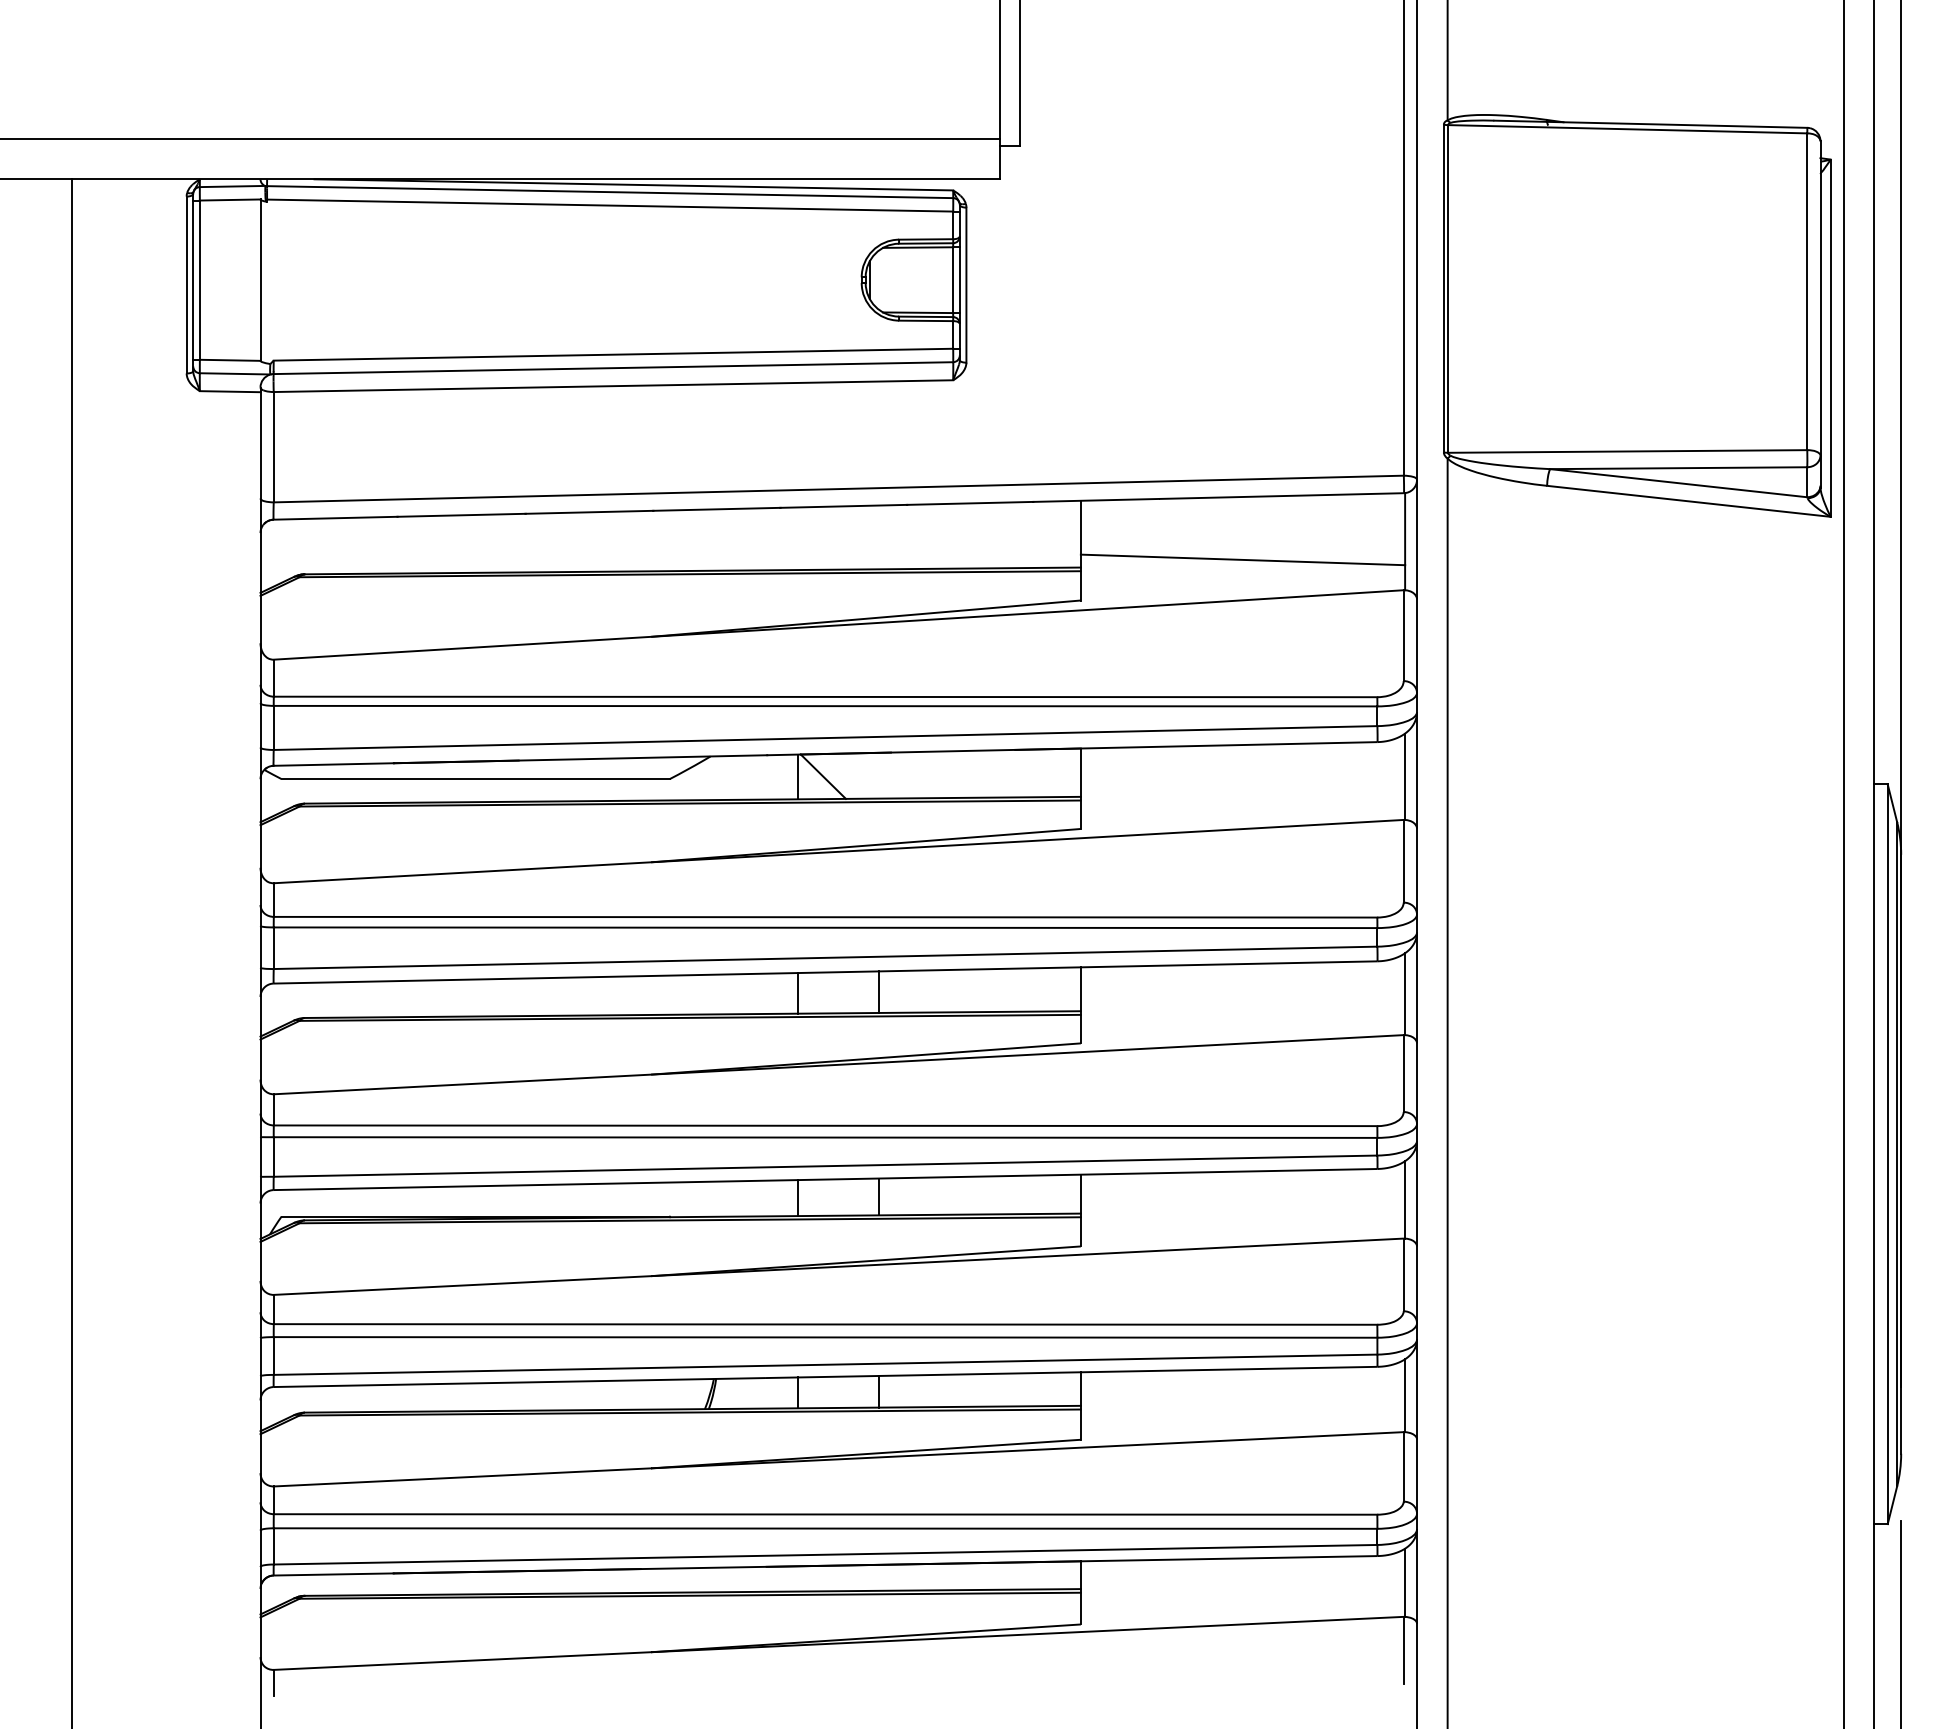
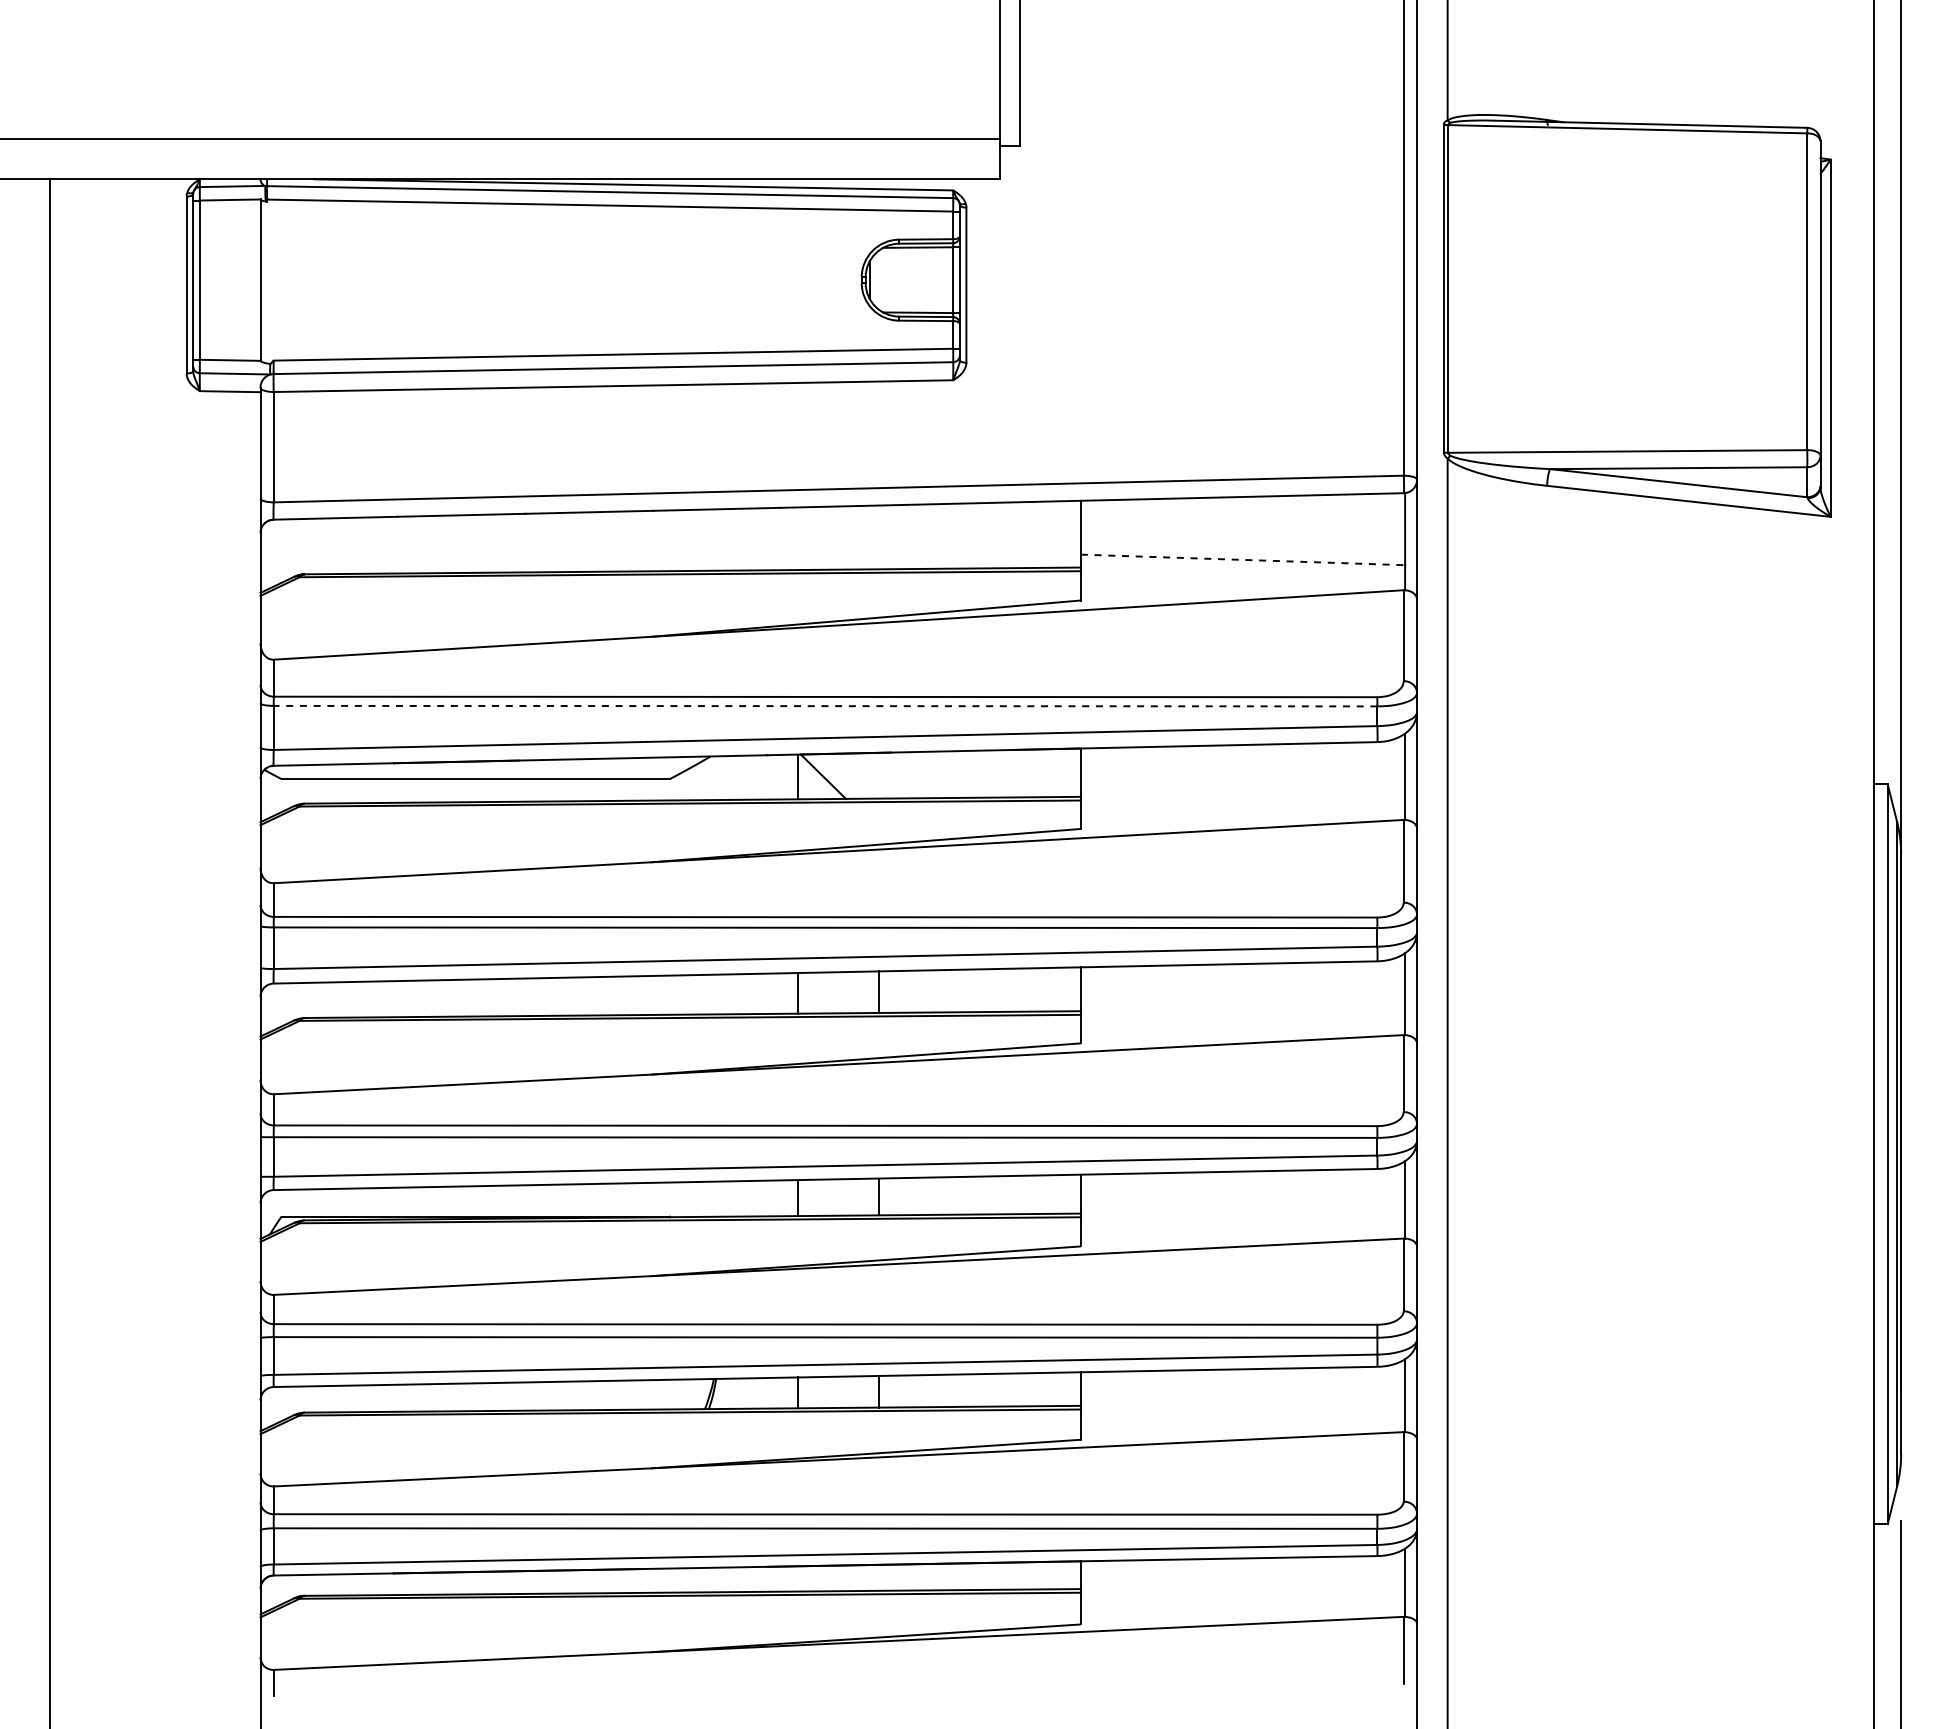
line: solid -> dashed (1243, 559)
line: solid -> dashed (825, 706)
line: present -> none (1843, 863)
line position: (72, 952) -> (50, 952) (50, 952)
